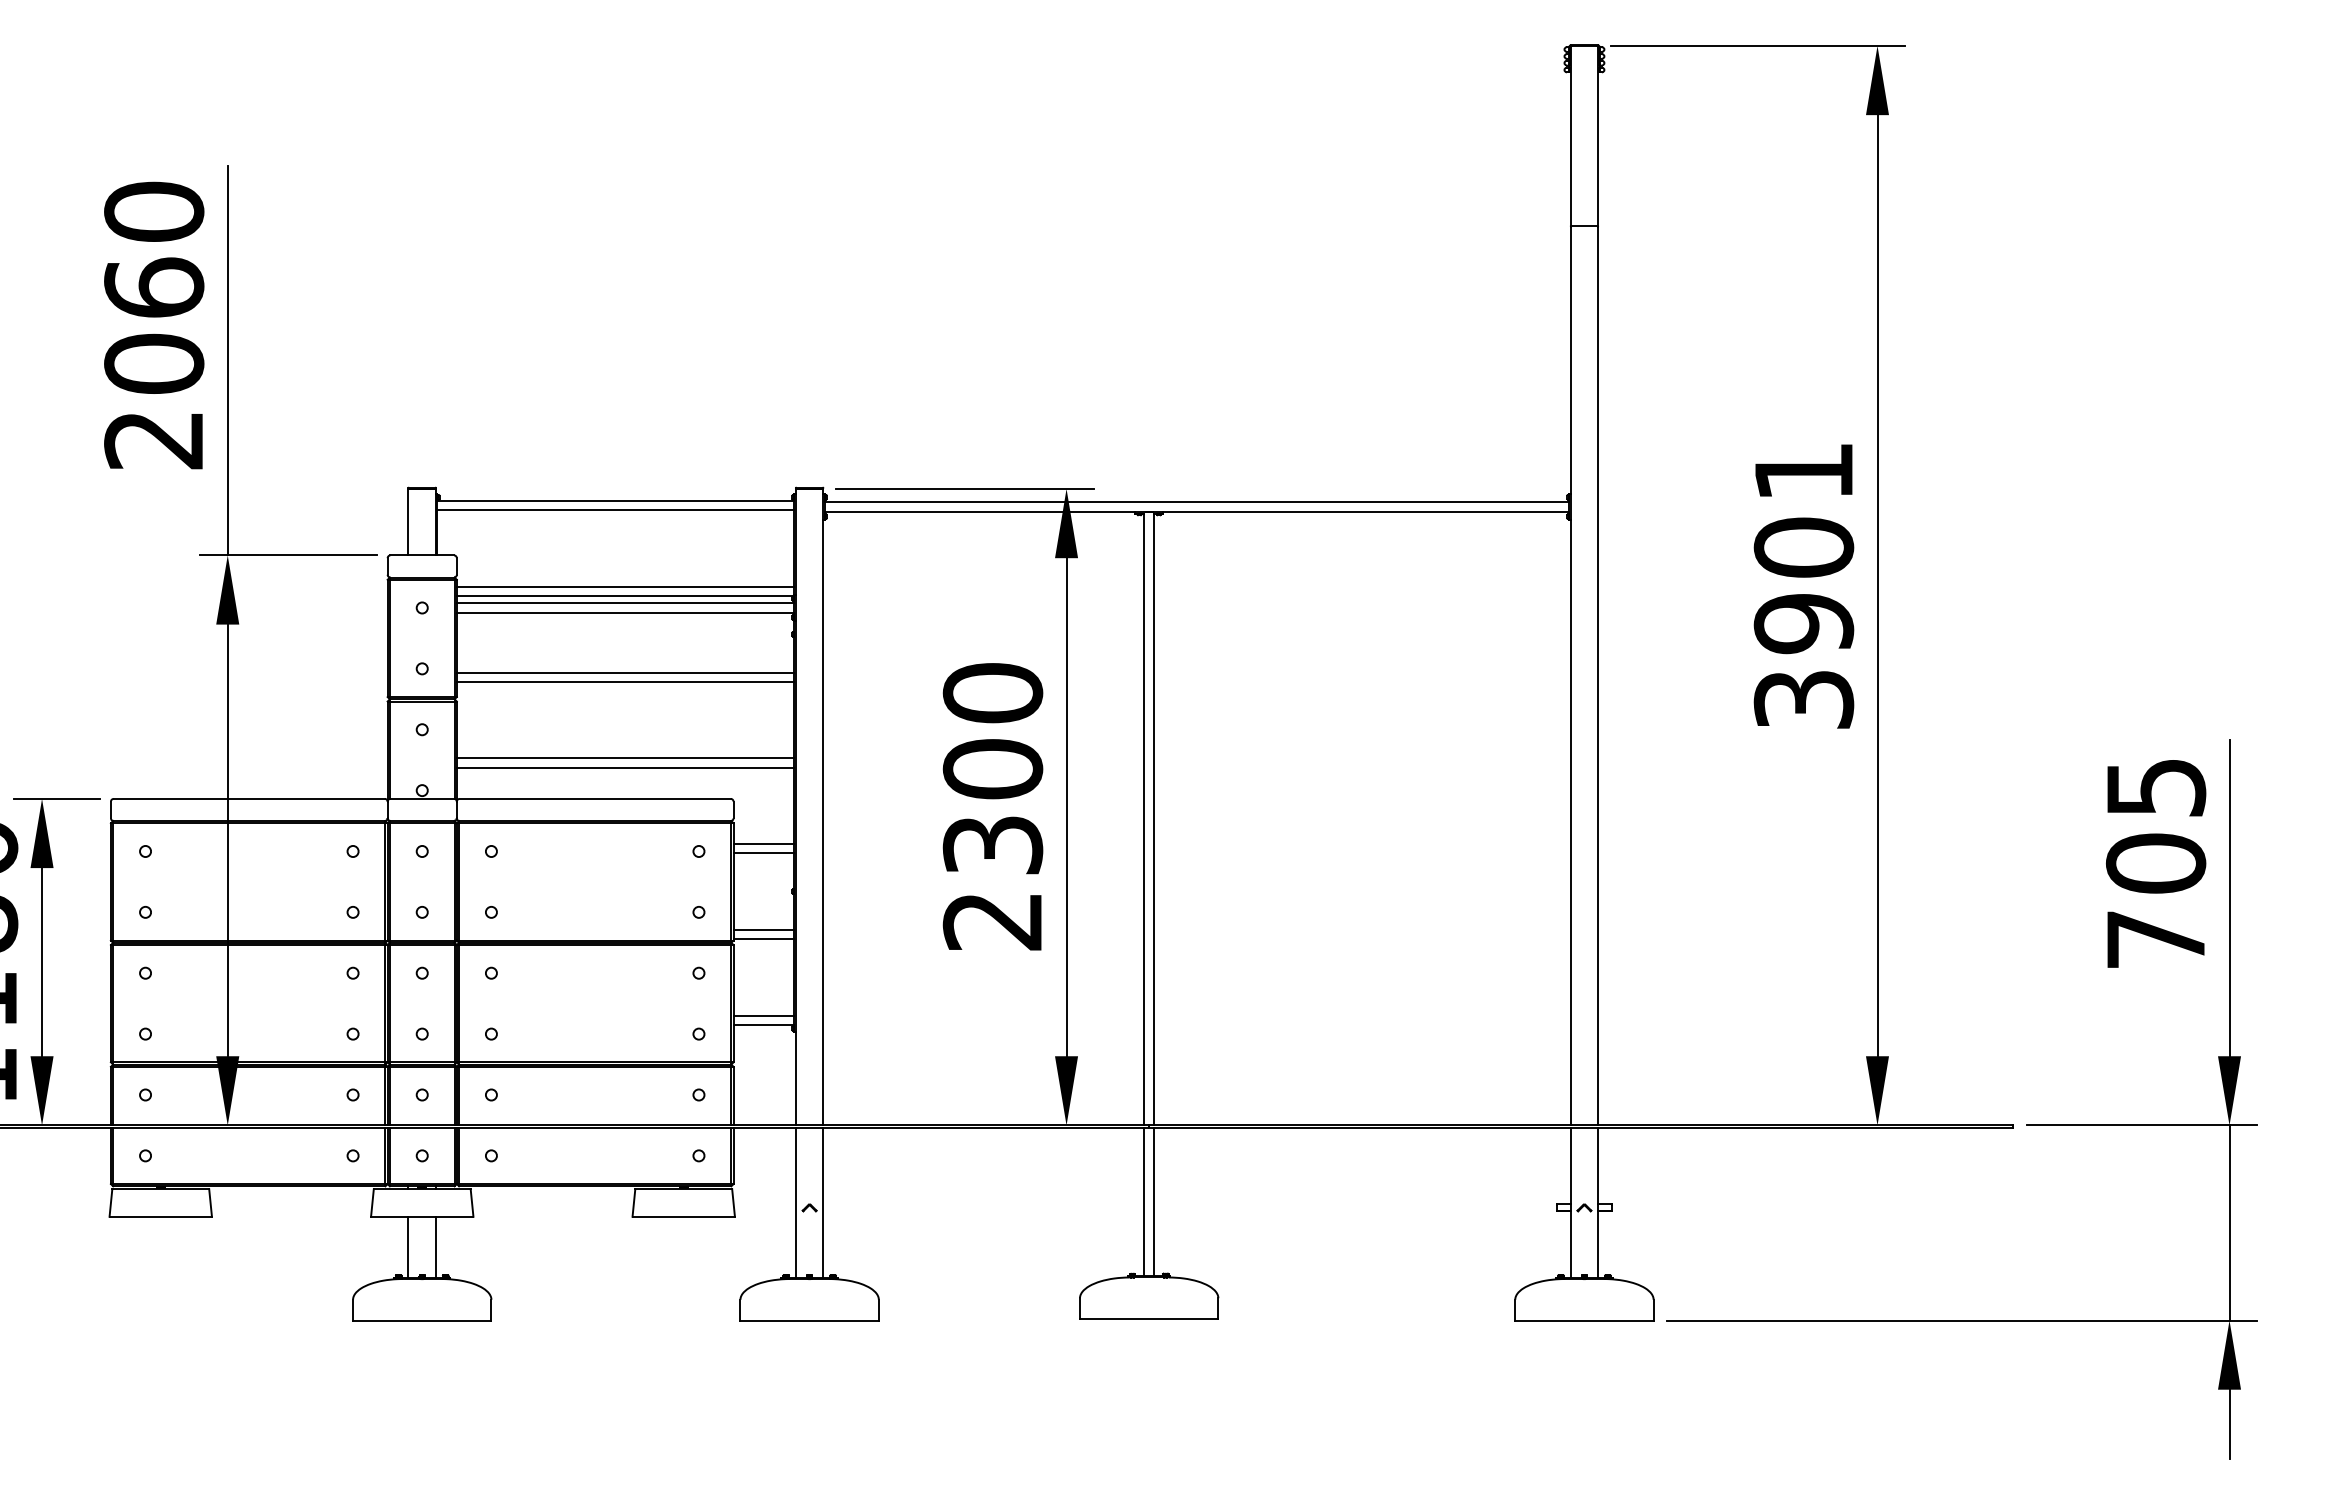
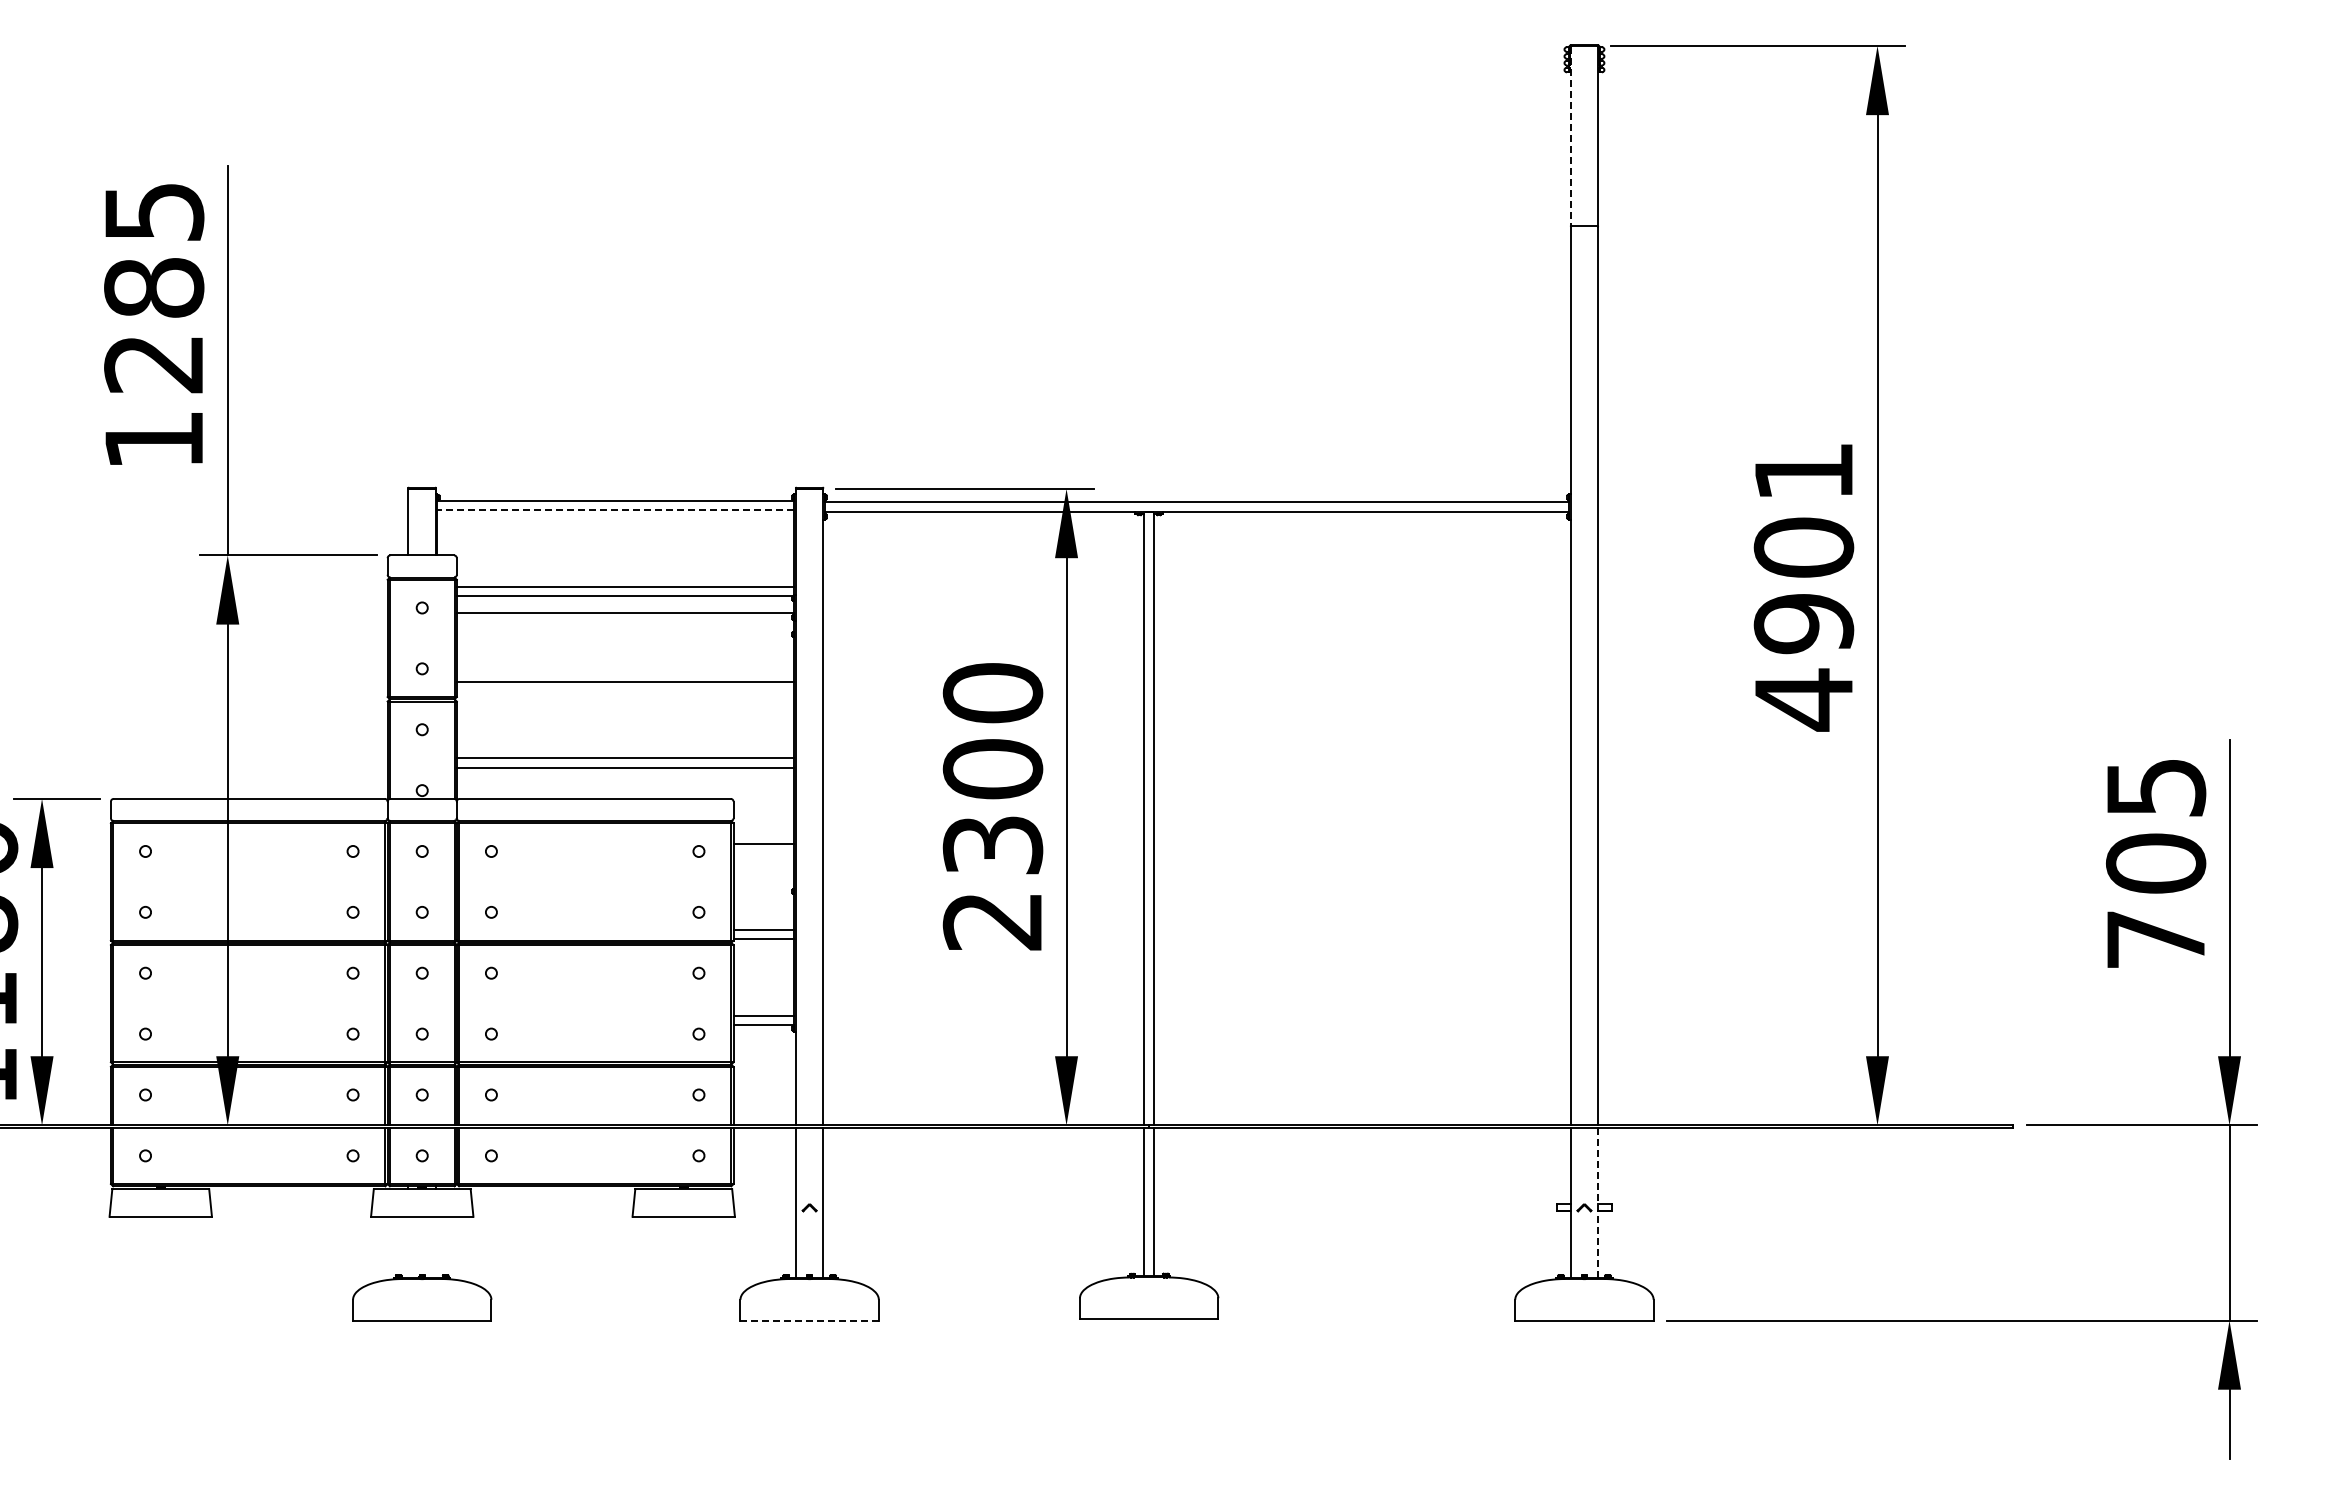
line: solid -> dashed (1570, 136)
text: 2060 -> 1285 (154, 325)
line: solid -> dashed (615, 510)
line: present -> none (625, 603)
line: present -> none (625, 672)
text: 3901 -> 4901 (1803, 699)
line: present -> none (763, 853)
line: solid -> dashed (1598, 1202)
line: present -> none (408, 1246)
line: present -> none (436, 1246)
line: solid -> dashed (809, 1320)
